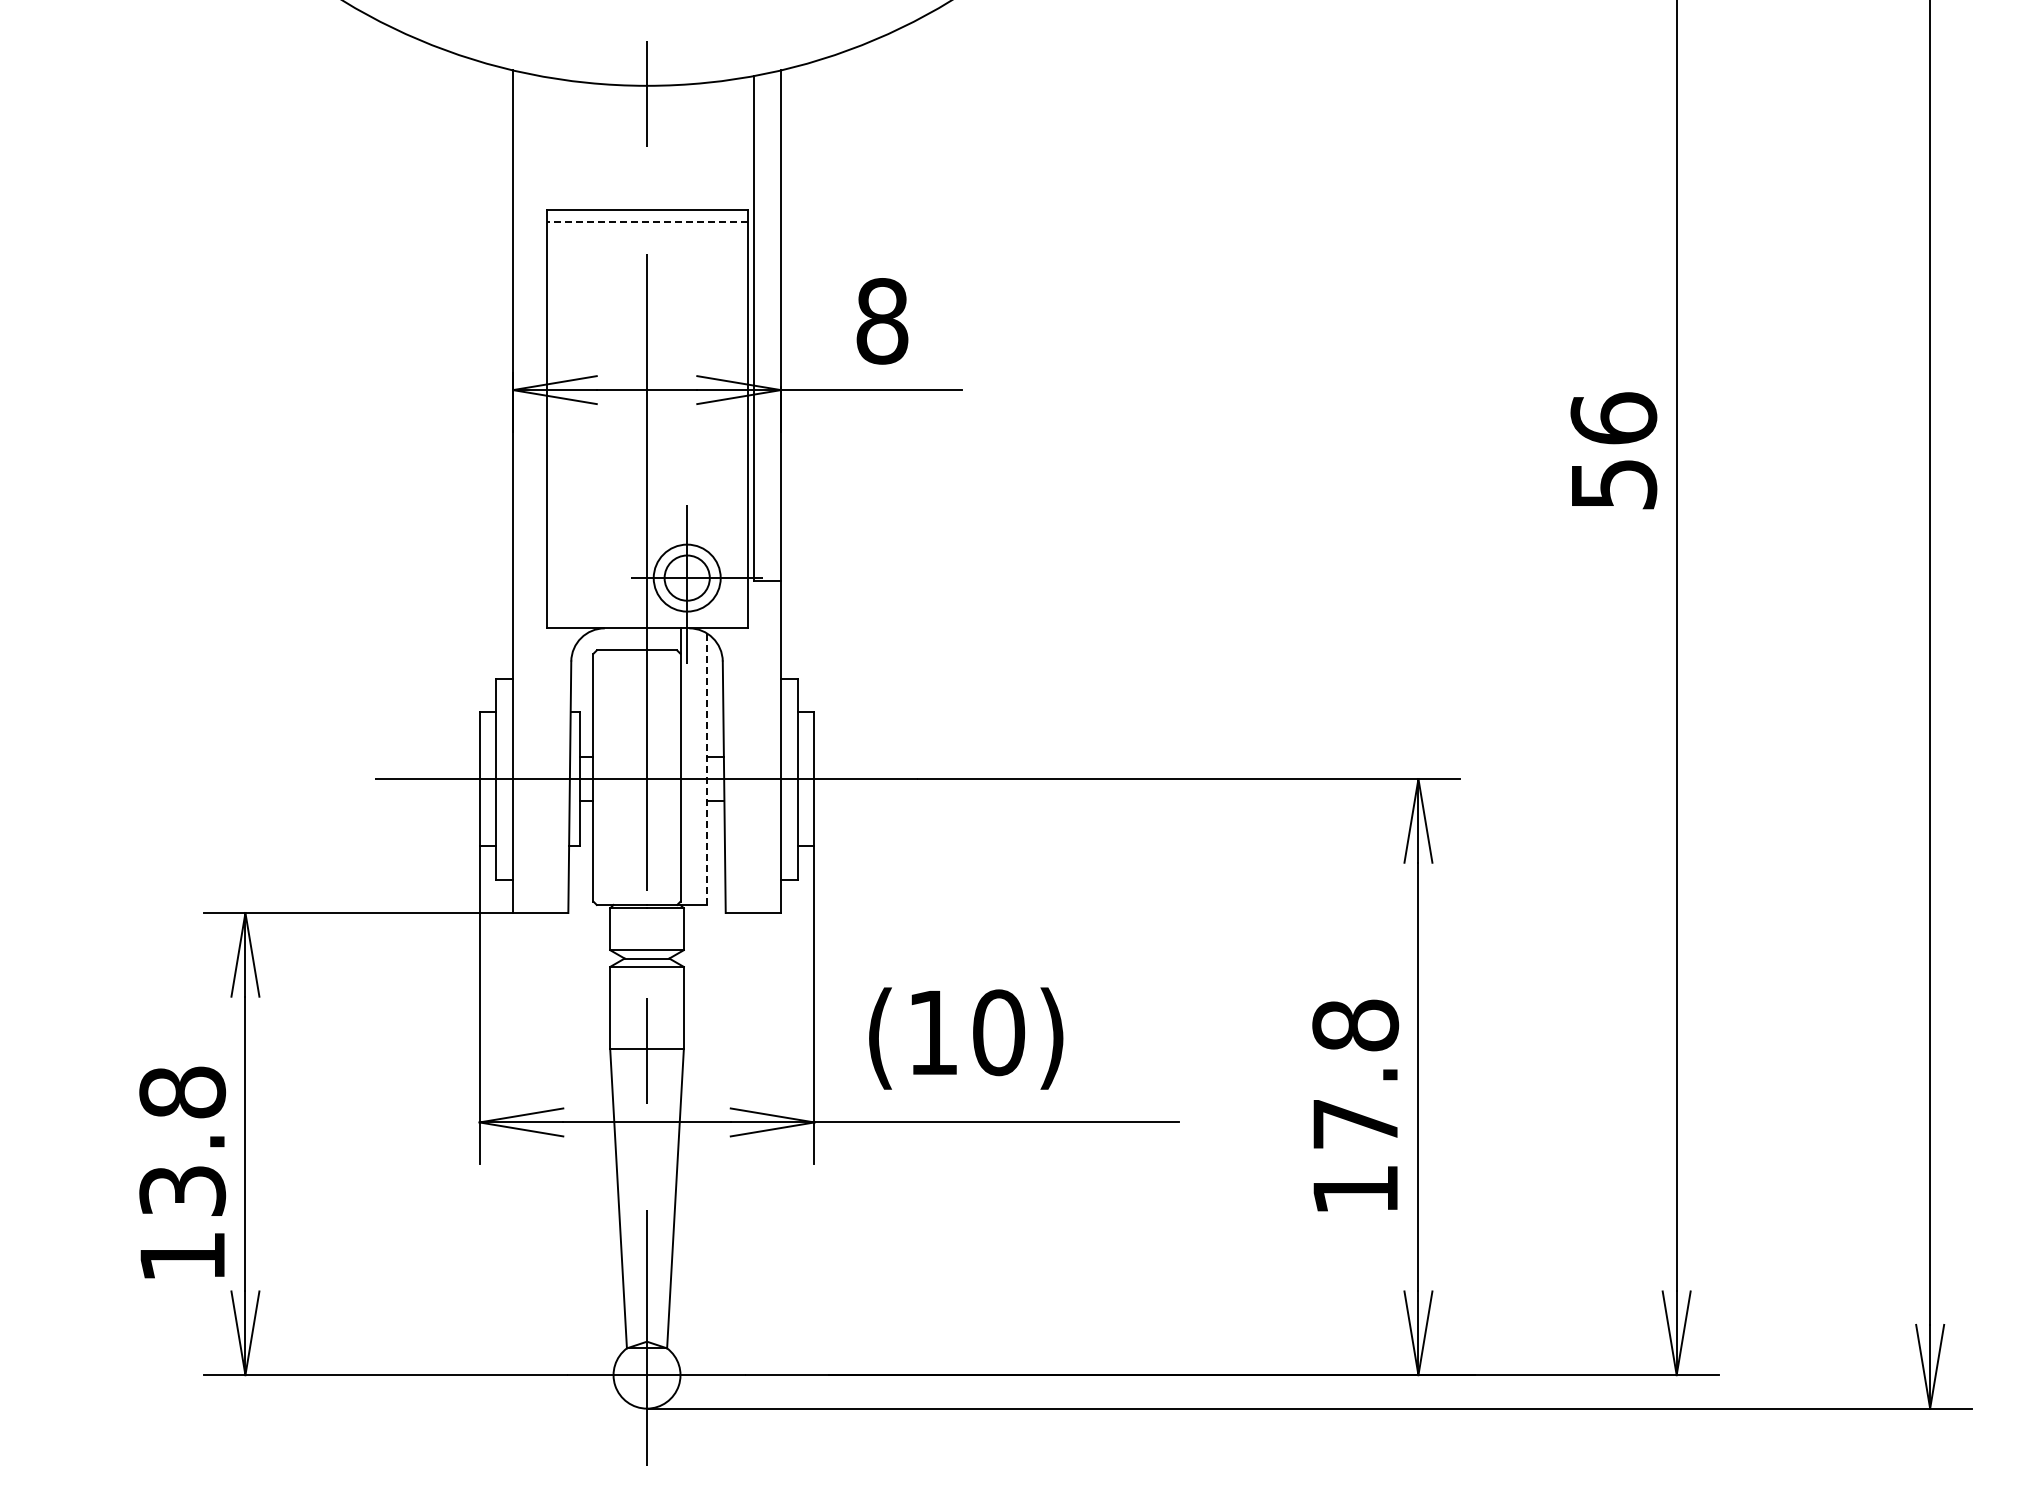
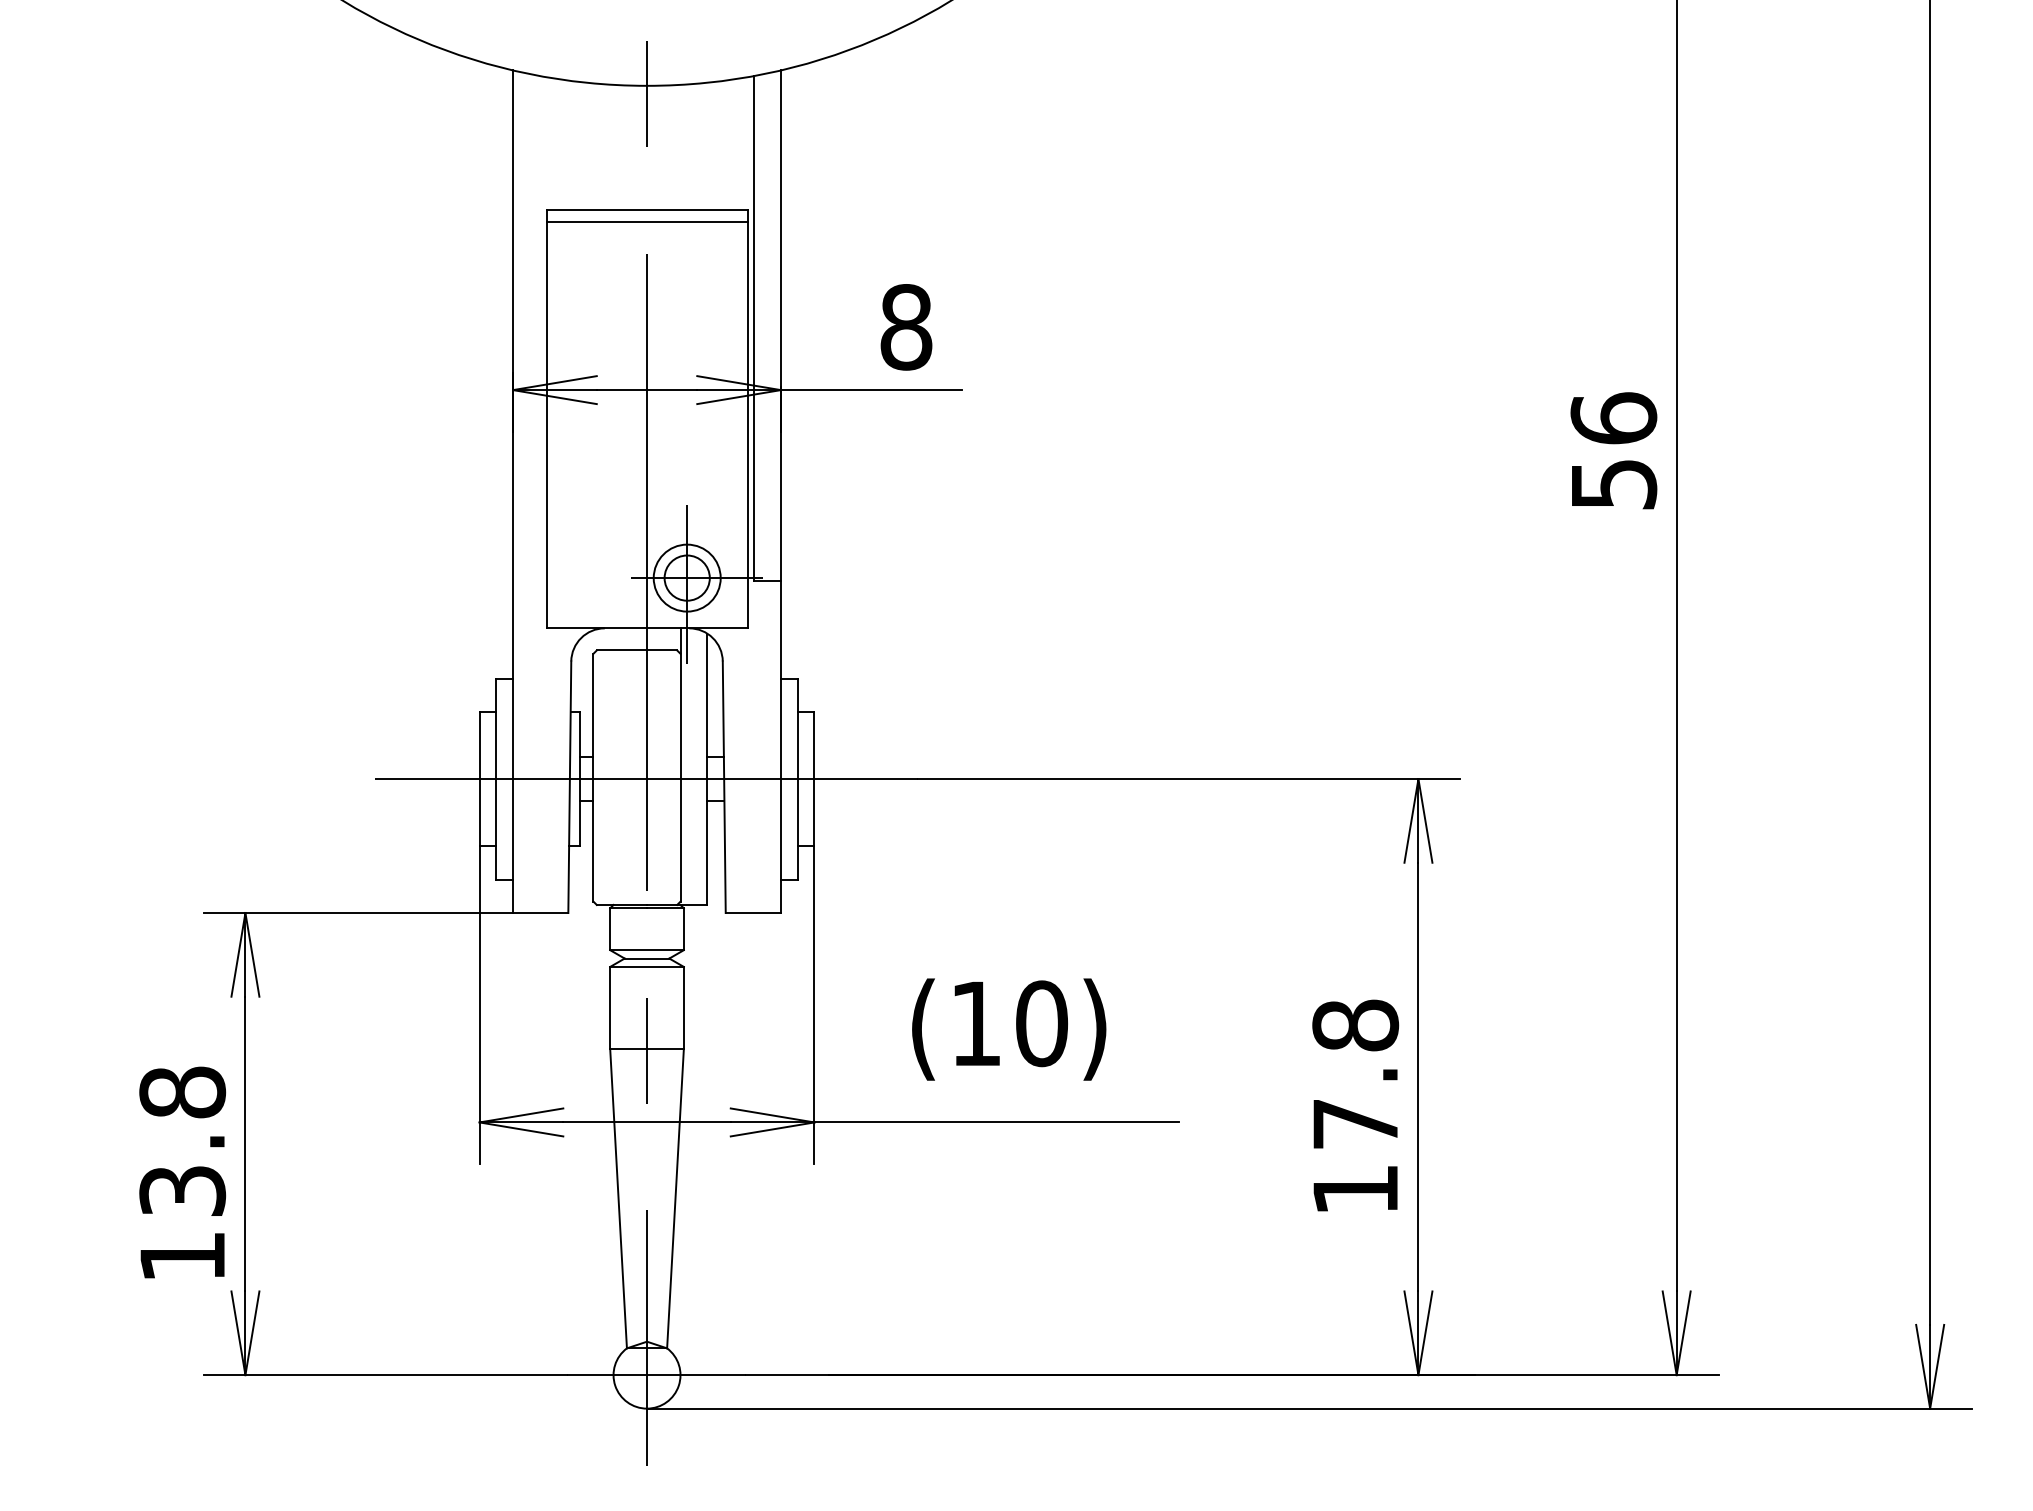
line: dashed -> solid (646, 222)
text position: (882, 321) -> (906, 327) (906, 327)
line: dashed -> solid (707, 769)
text position: (966, 1038) -> (1009, 1029) (1009, 1029)
